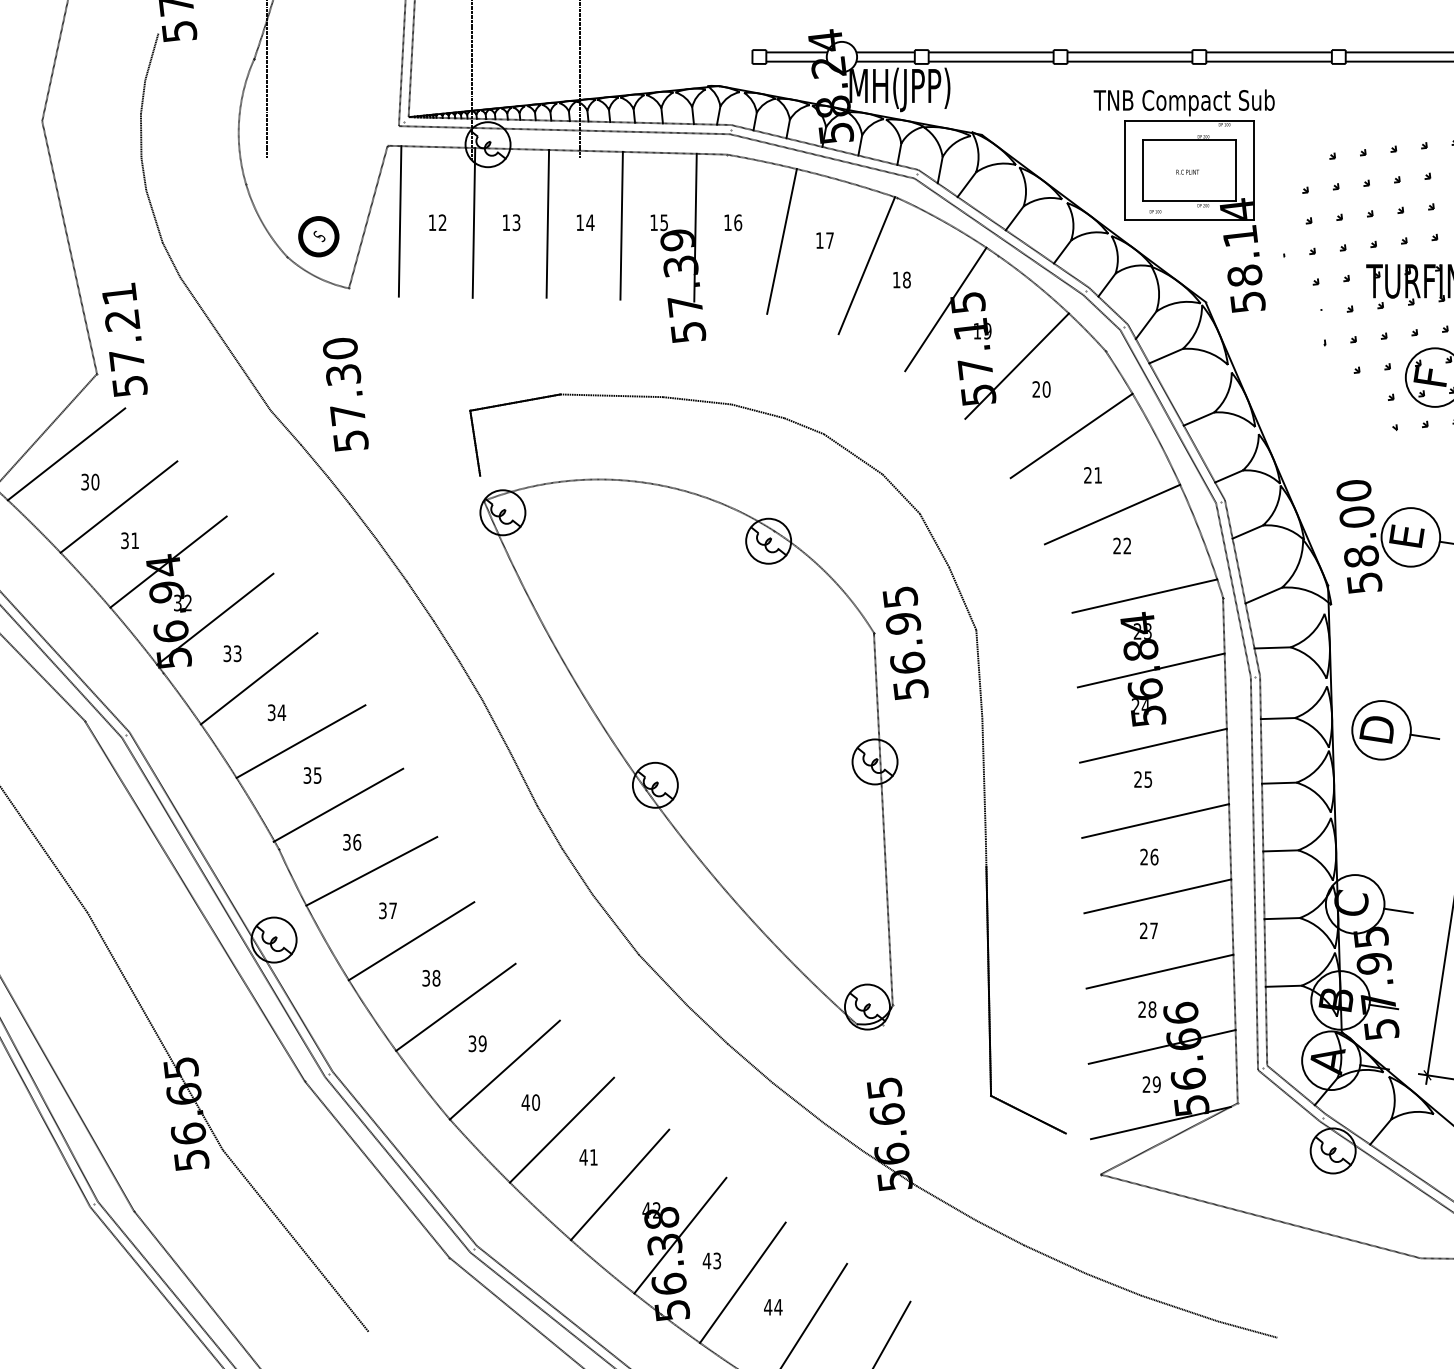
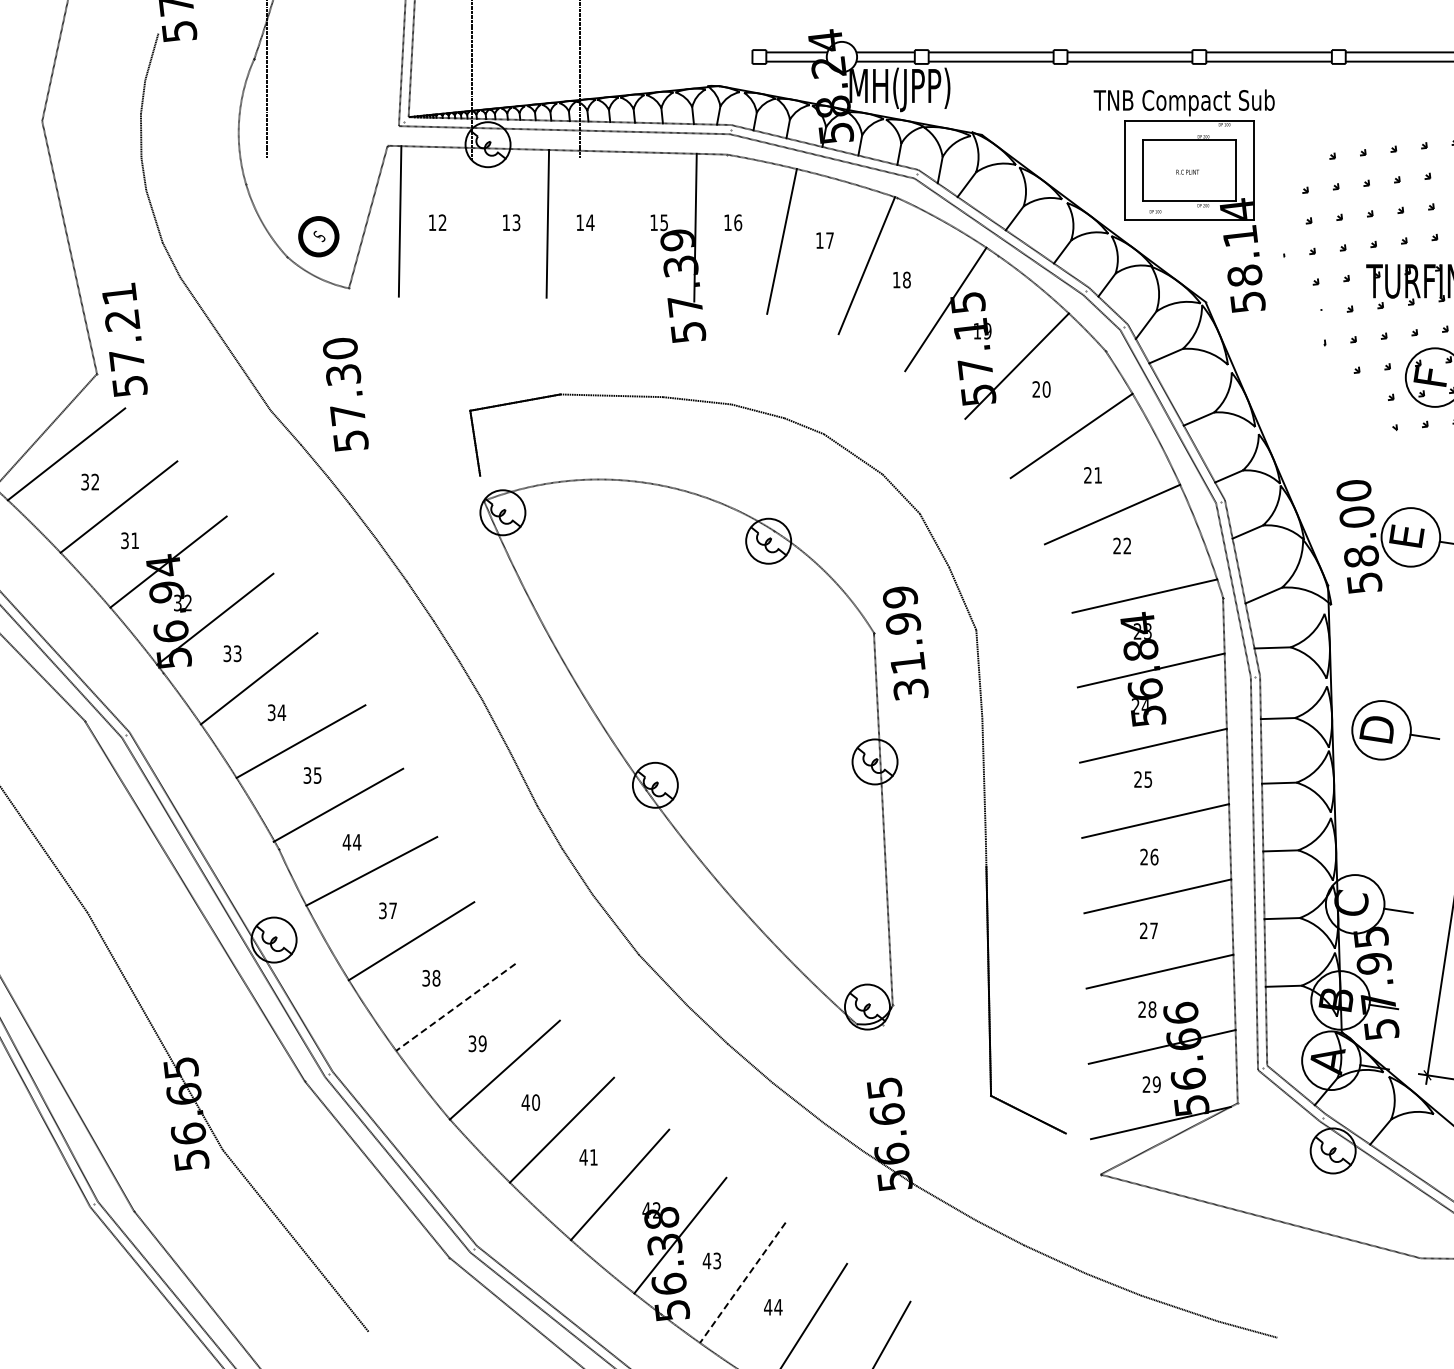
line: present -> none (473, 222)
line: present -> none (621, 225)
text: 30 -> 32 (95, 481)
text: 56.95 -> 31.99 (905, 643)
text: 36 -> 44 (351, 842)
line: solid -> dashed (455, 1007)
line: solid -> dashed (742, 1282)
